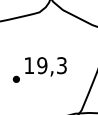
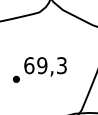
text: 19,3 -> 69,3 (29, 65)
